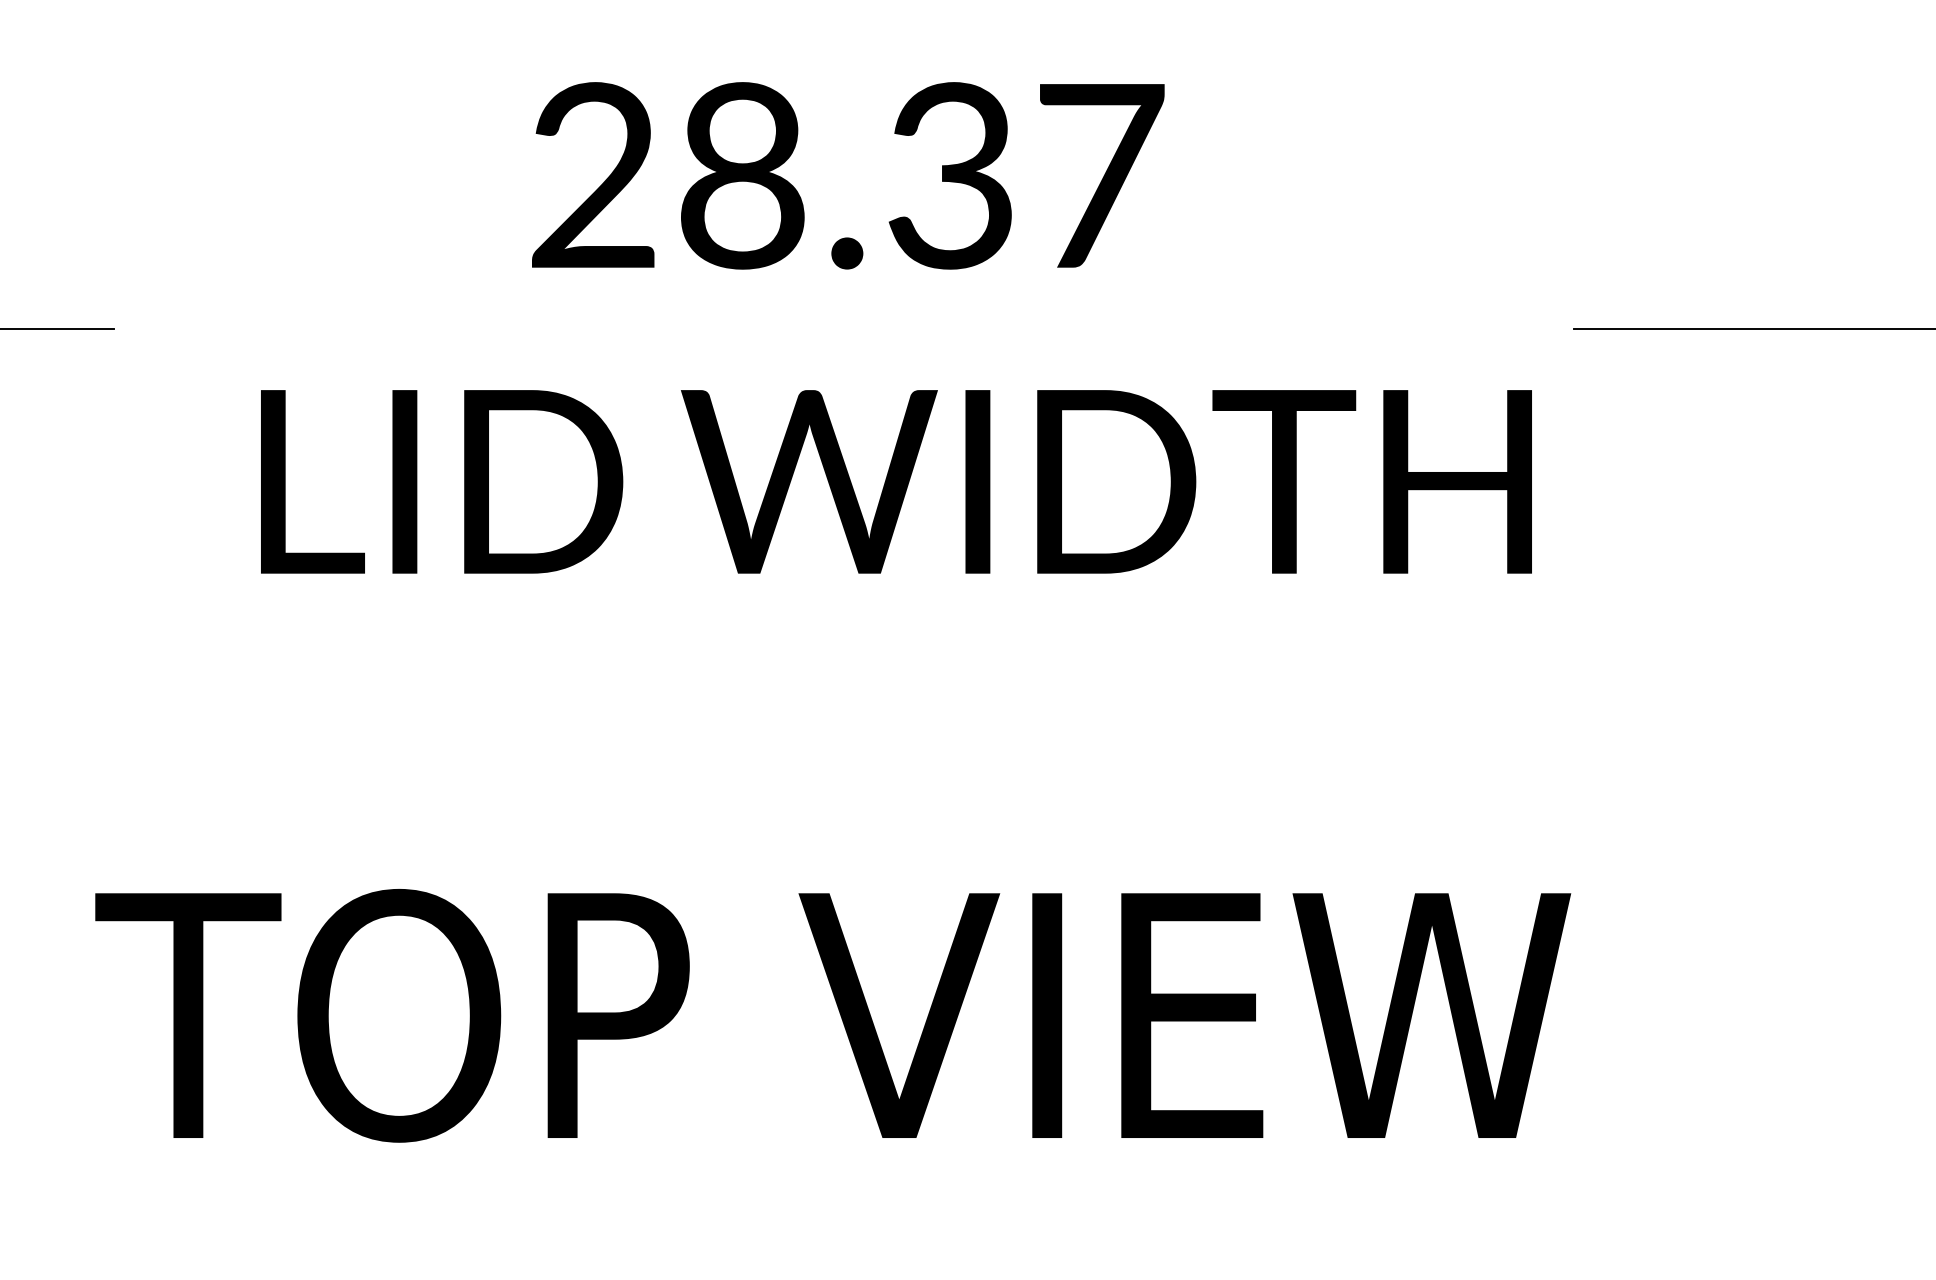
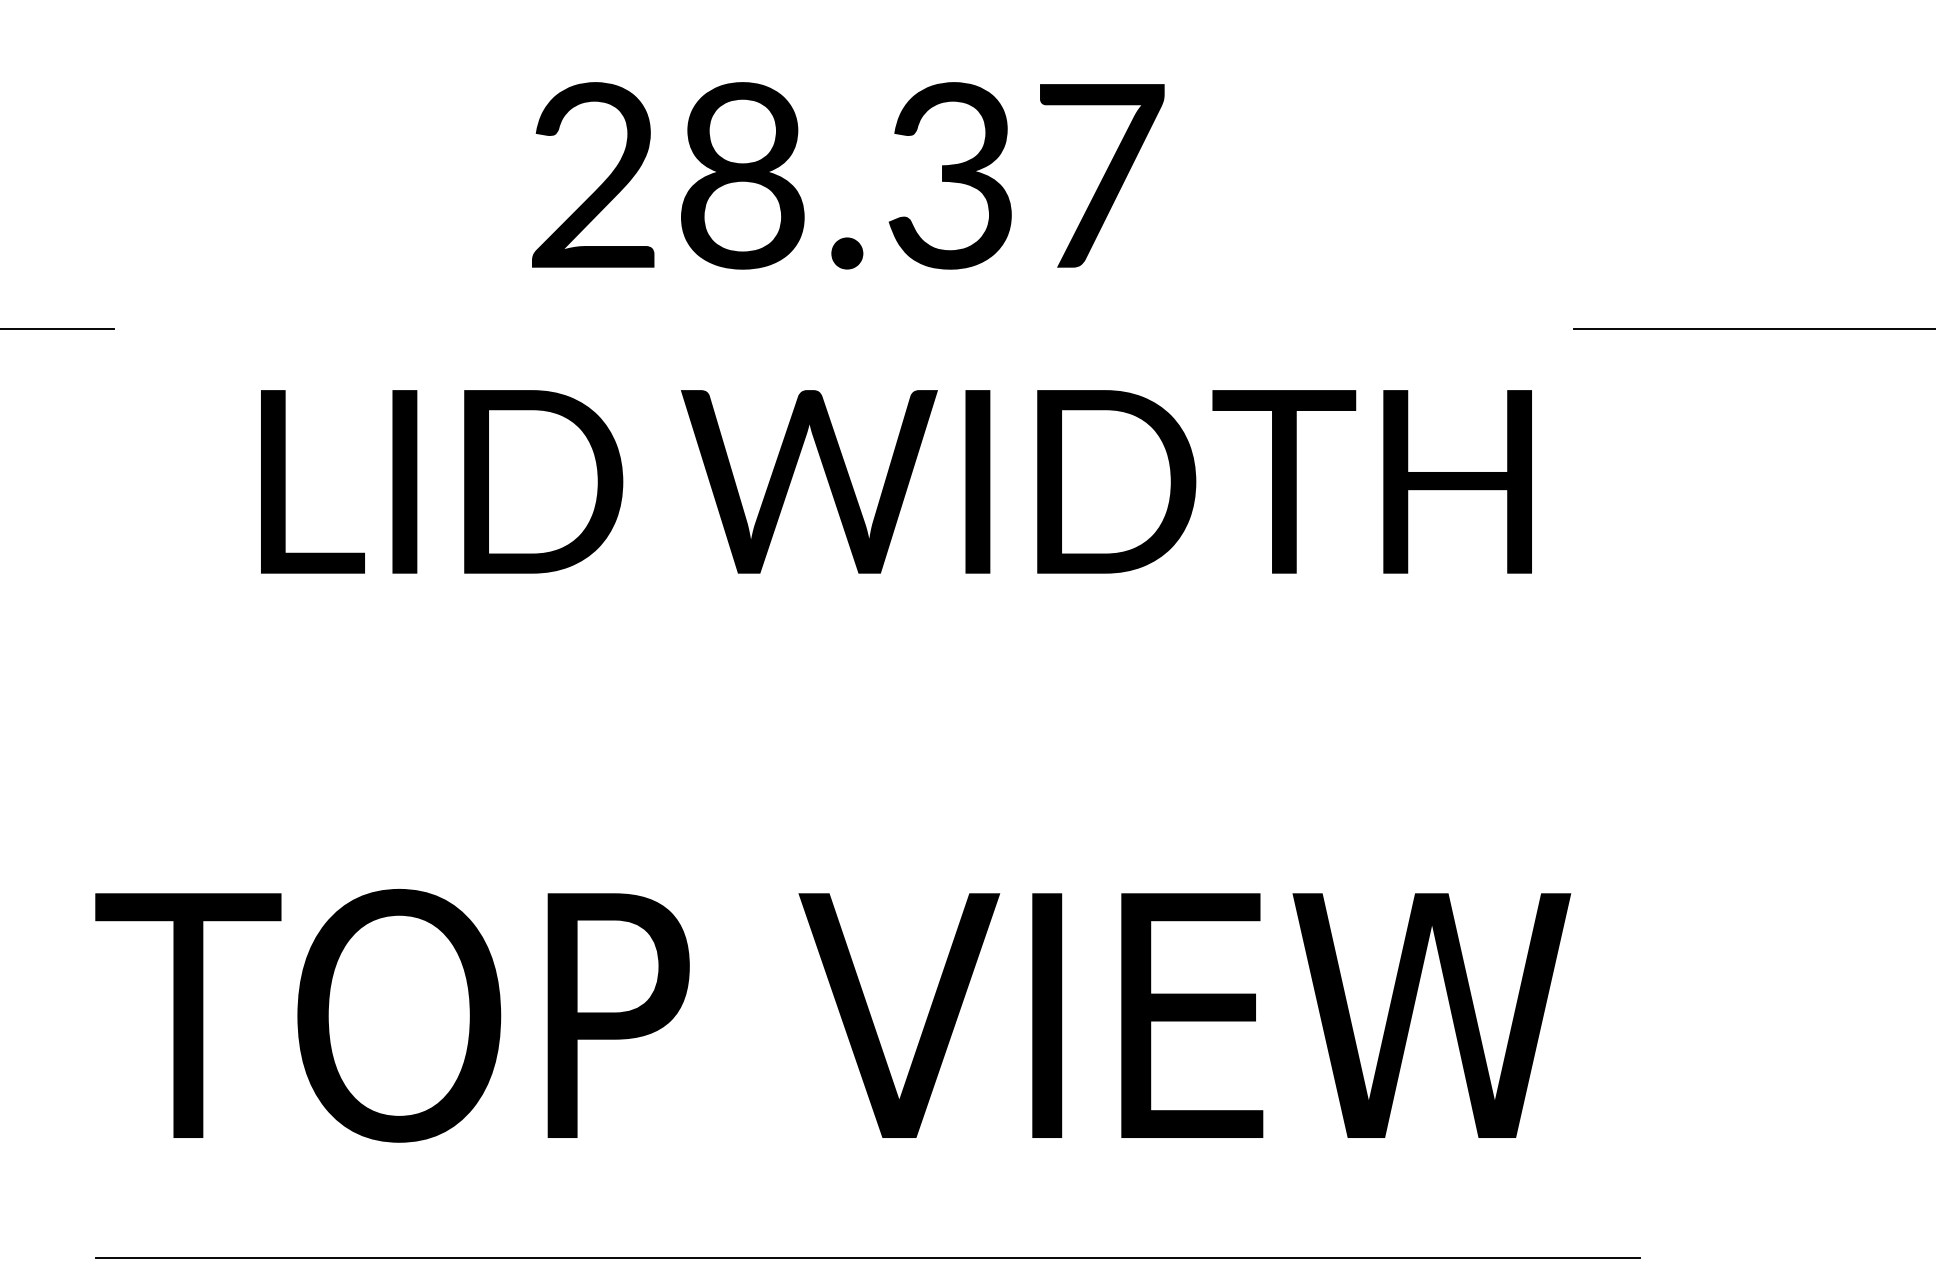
line: none -> present (868, 1257)
